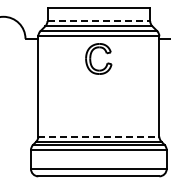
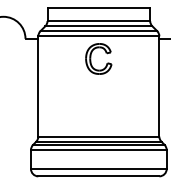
line: dashed -> solid (99, 21)
line: dashed -> solid (98, 136)
